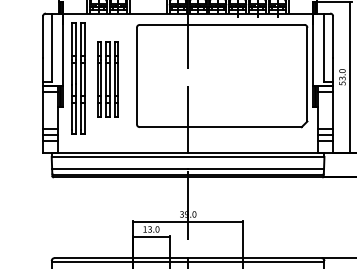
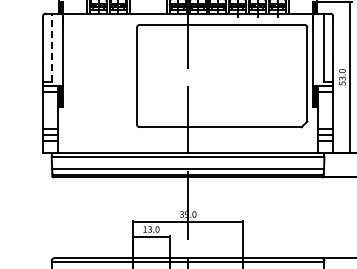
line: solid -> dashed (52, 47)
part: present -> none (78, 78)
part: present -> none (107, 79)
